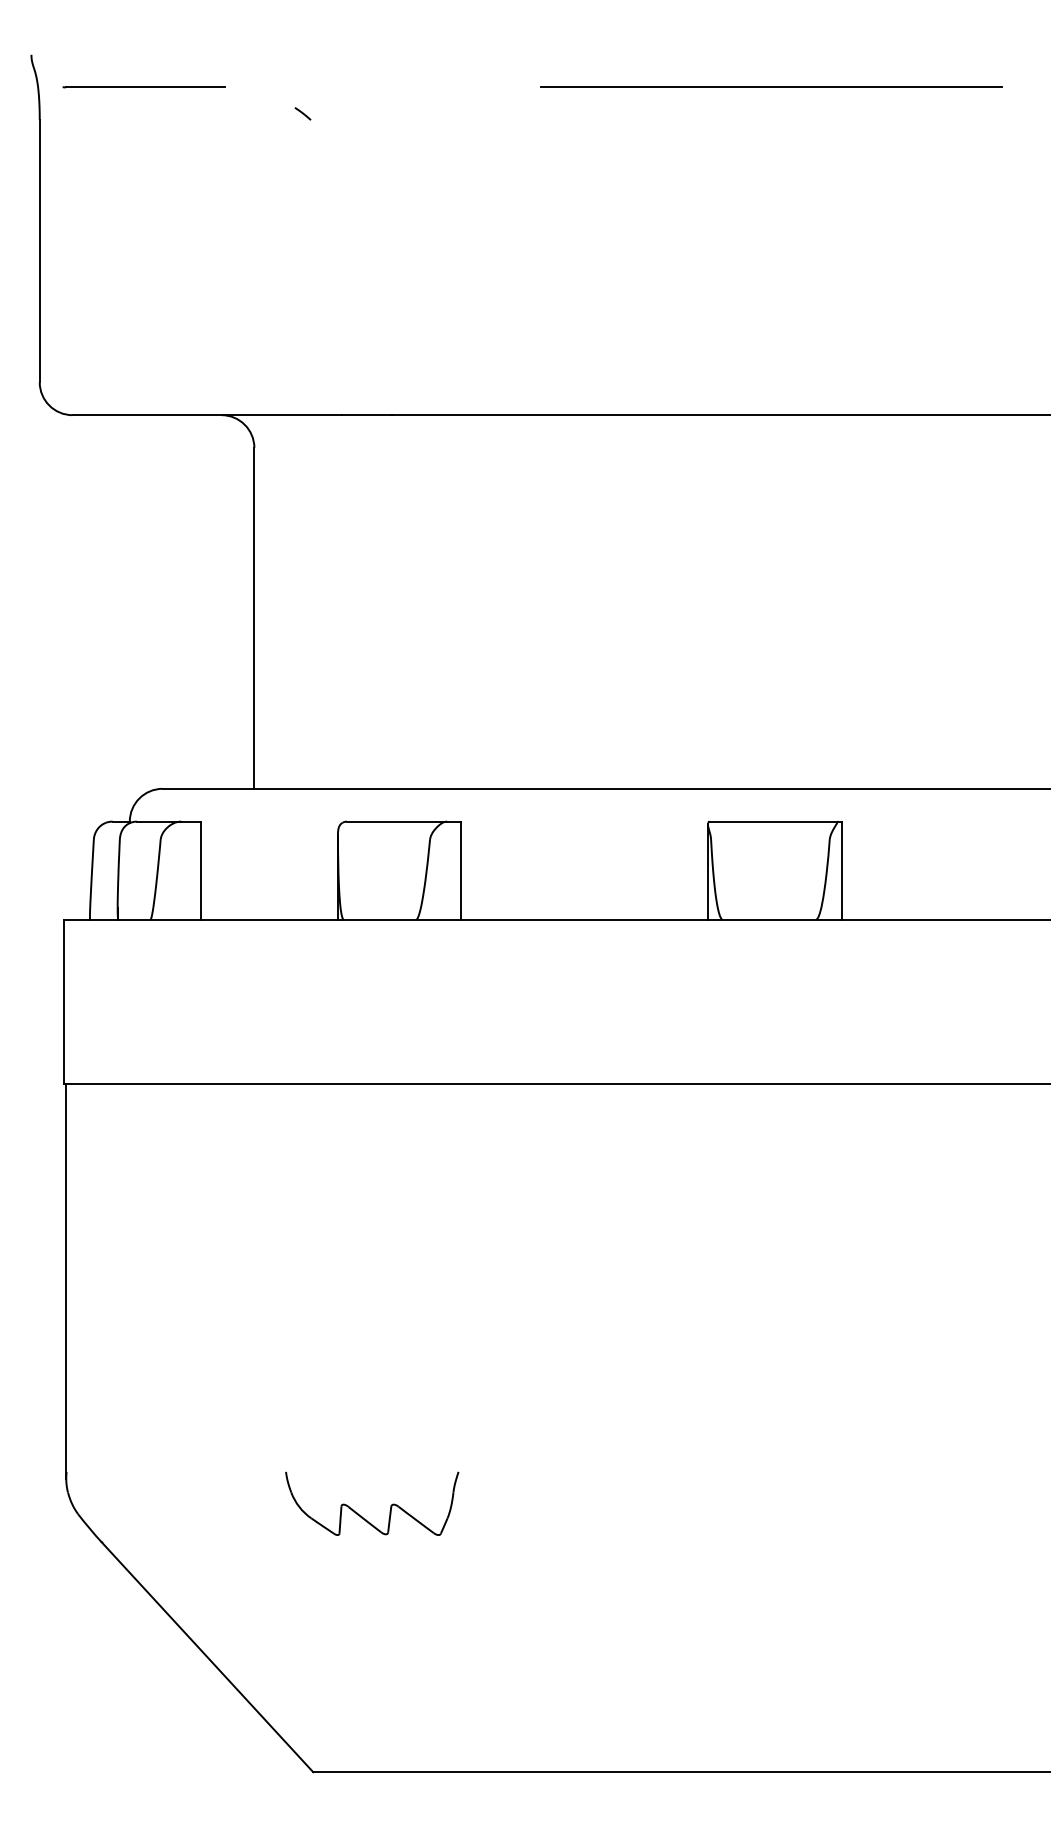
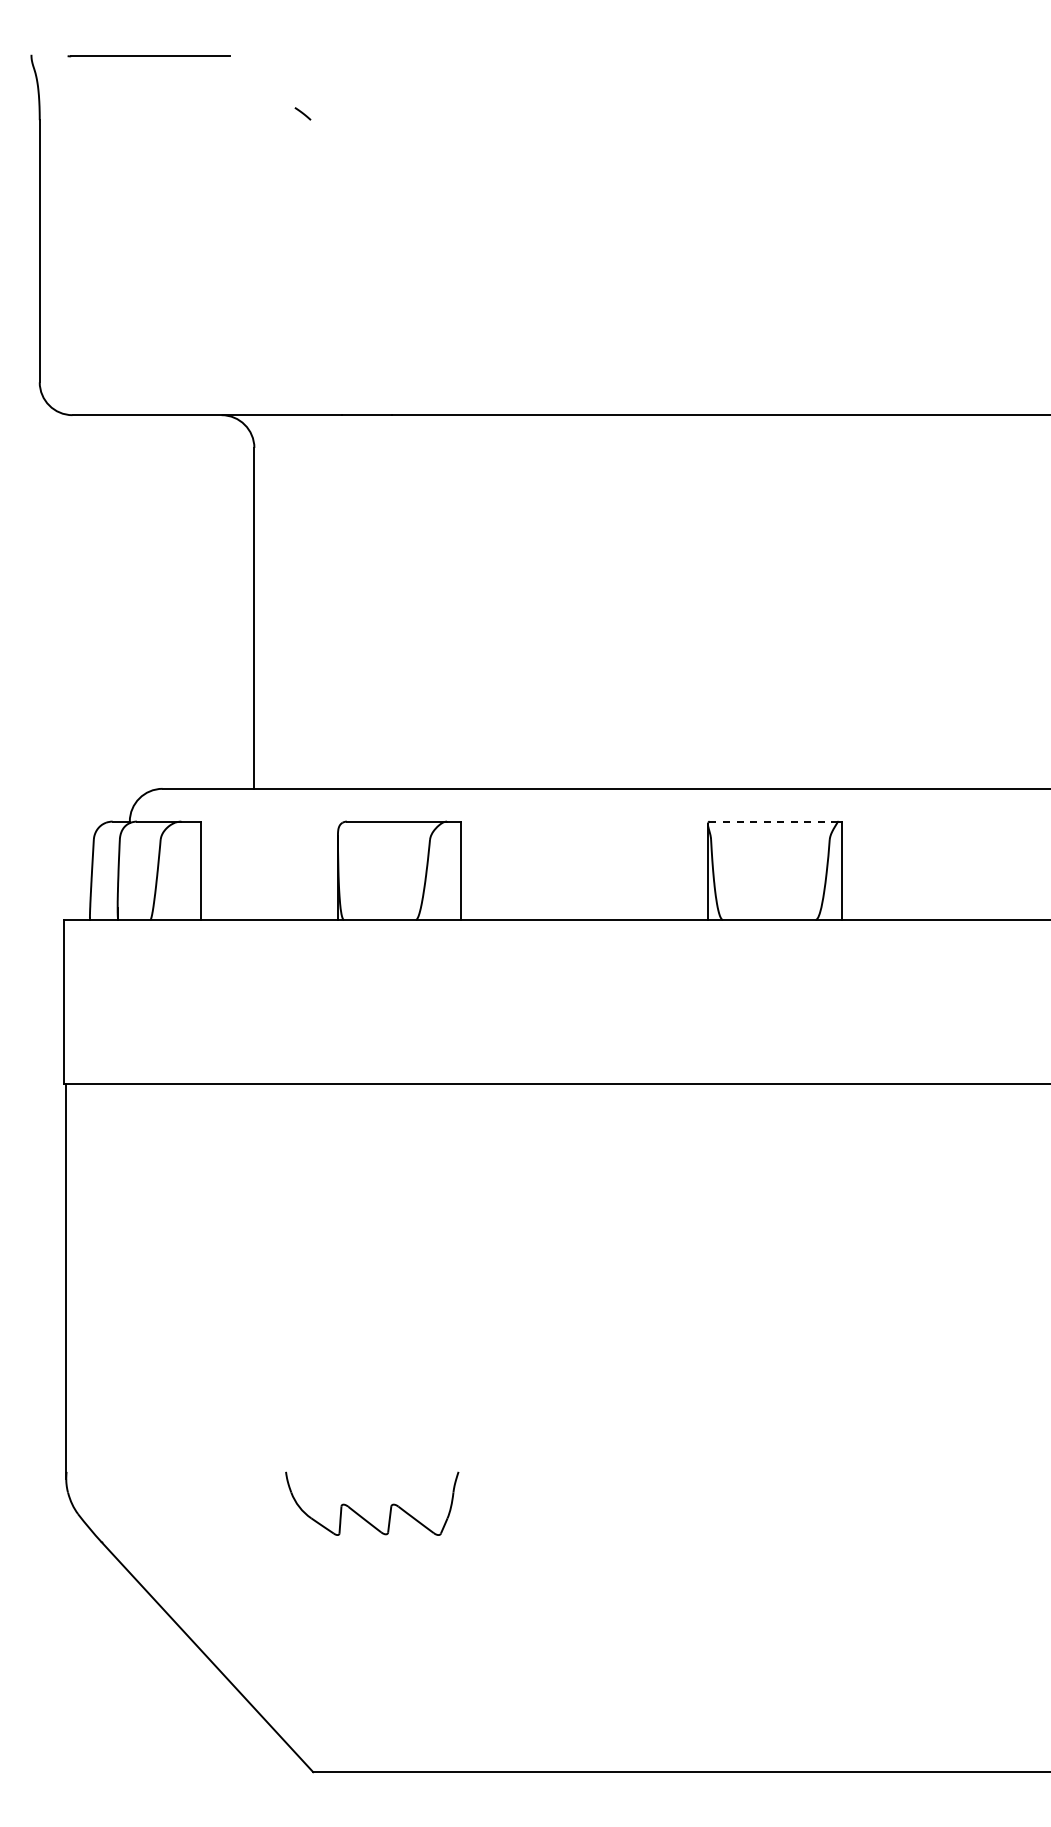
line position: (143, 87) -> (148, 56) (148, 56)
line: present -> none (771, 87)
line: solid -> dashed (773, 821)
